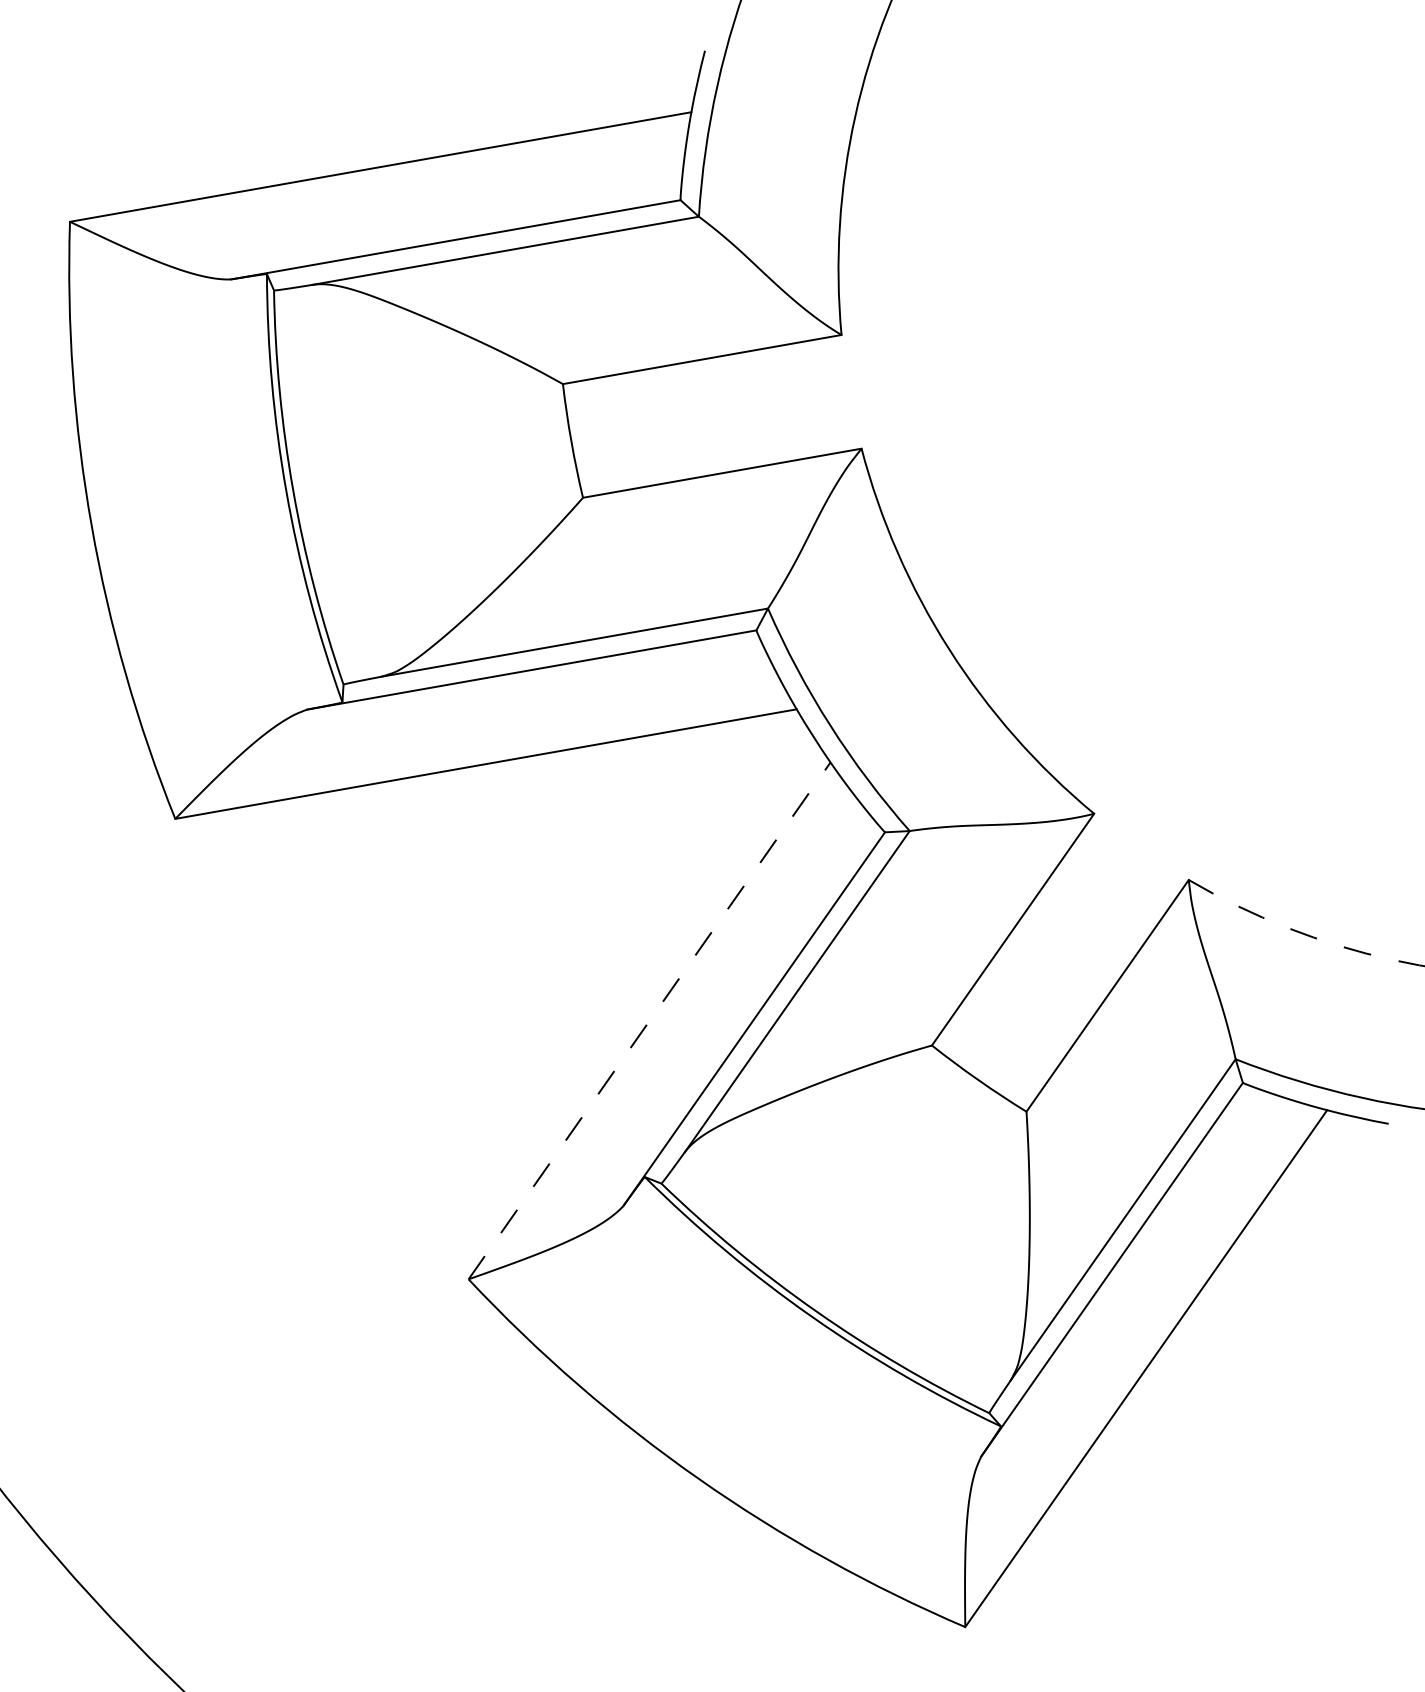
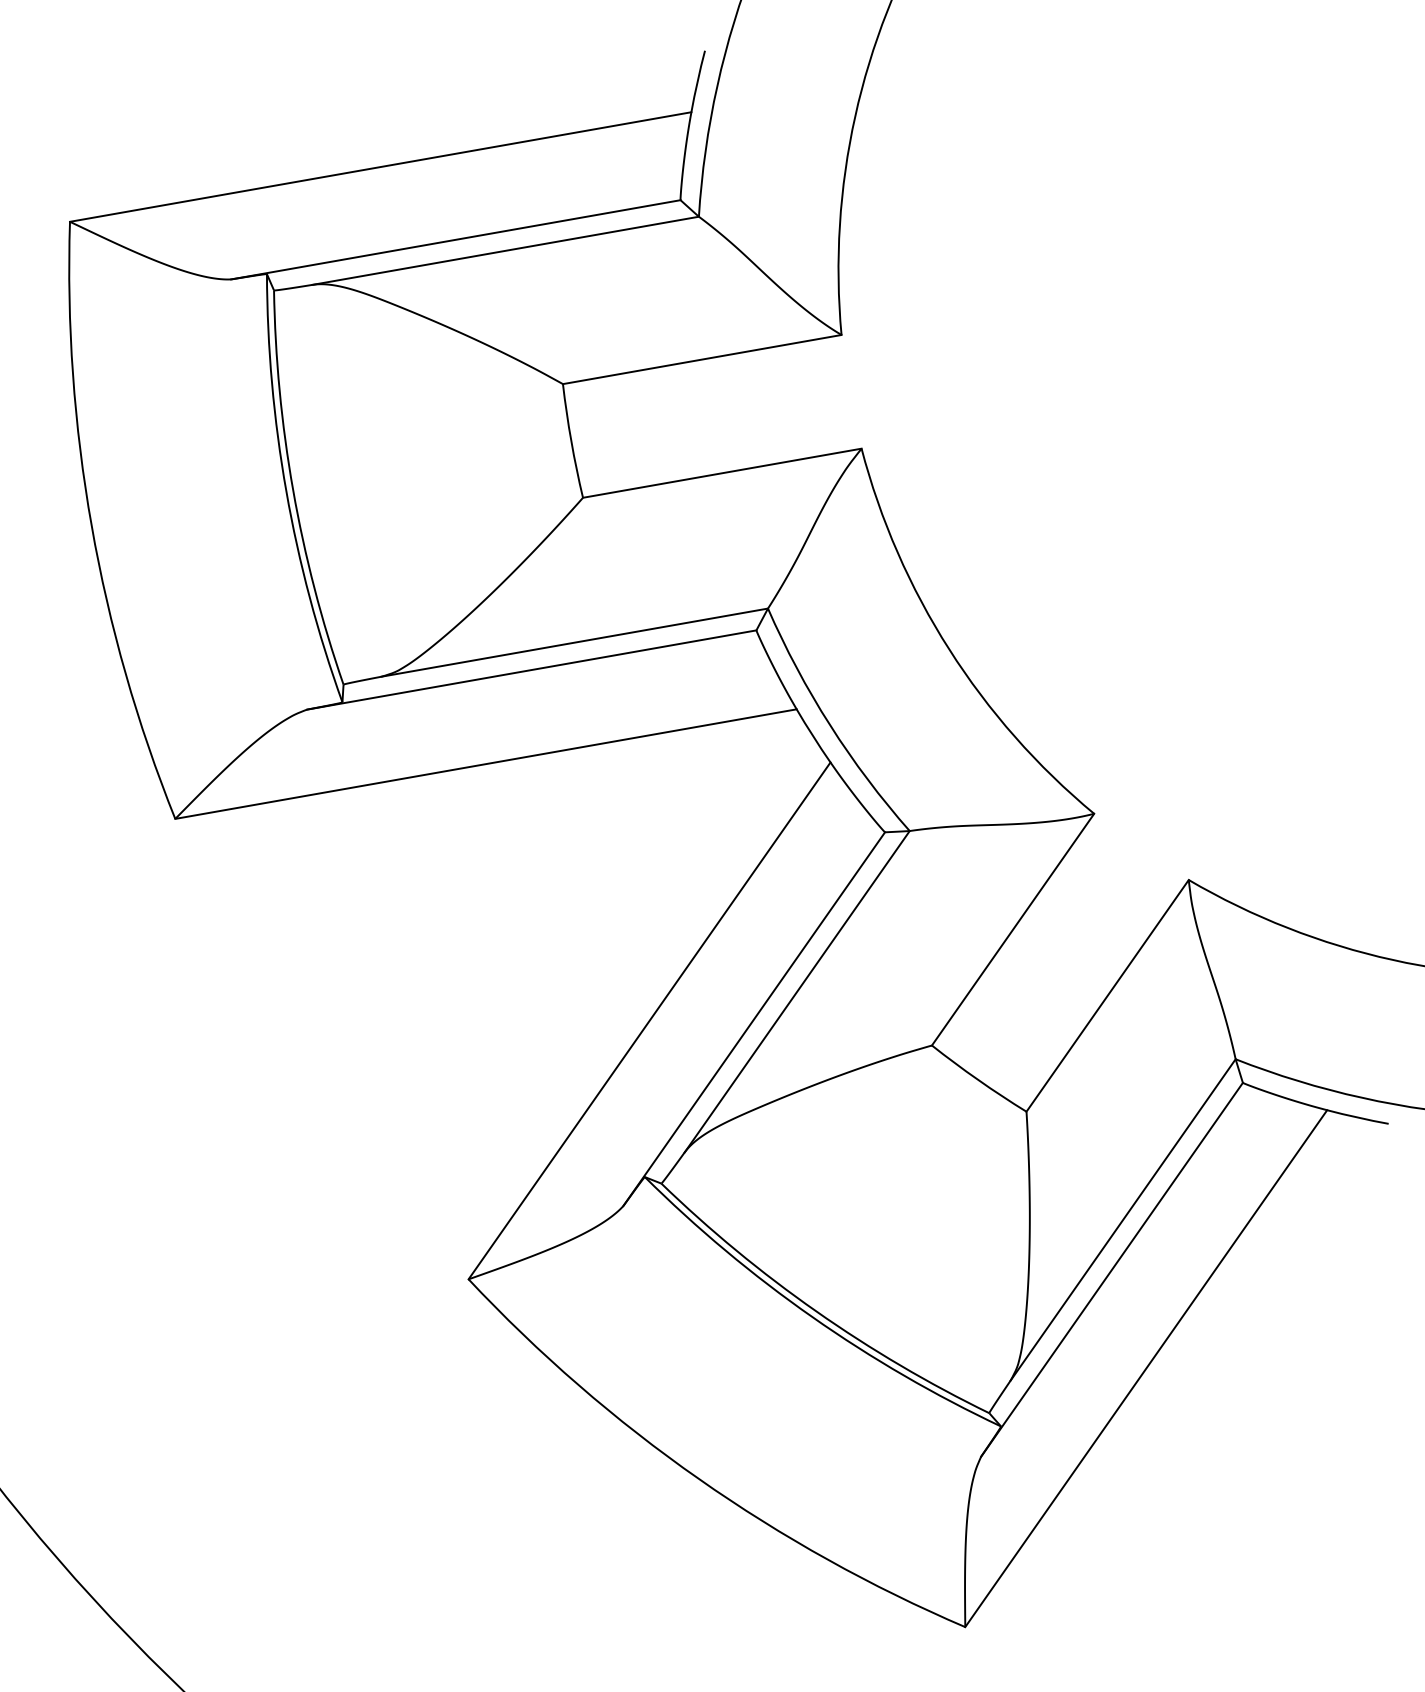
arc: dashed -> solid (1301, 933)
line: dashed -> solid (649, 1020)
